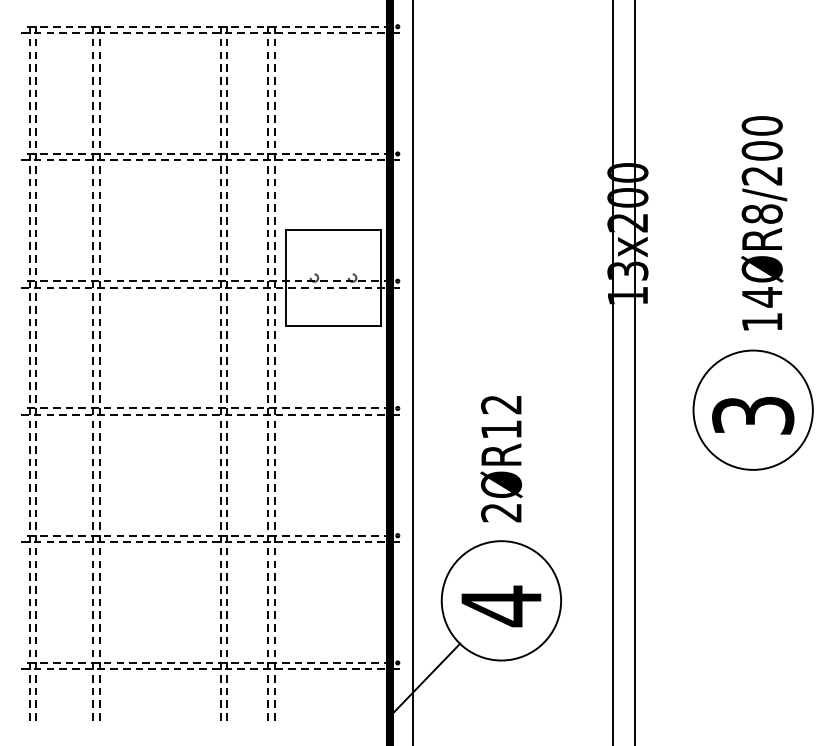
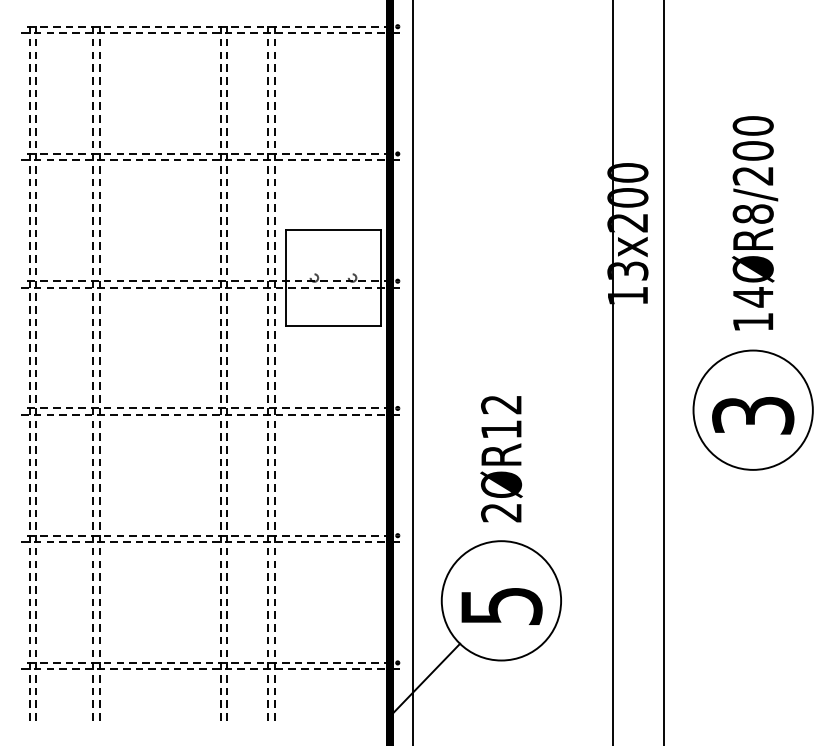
text position: (764, 223) -> (755, 223) (755, 223)
line position: (634, 372) -> (663, 372) (663, 372)
text: 4 -> 5 (501, 606)
